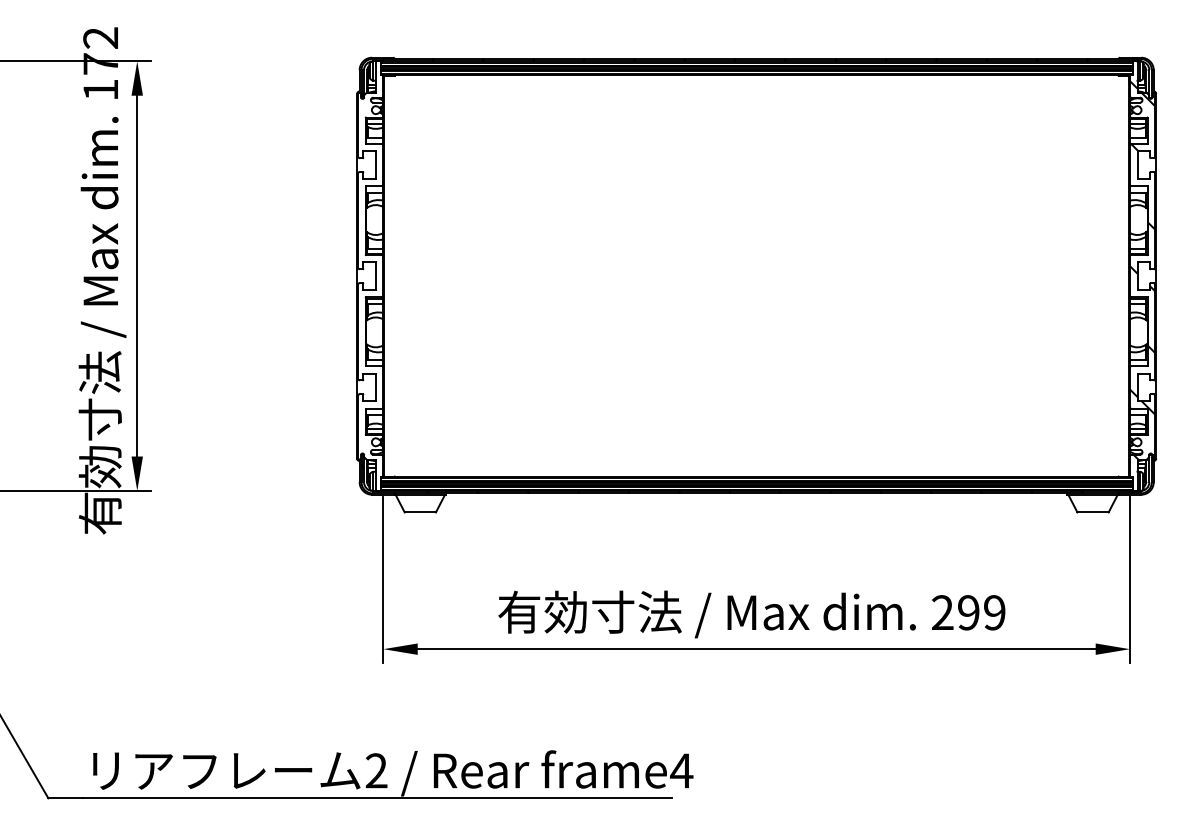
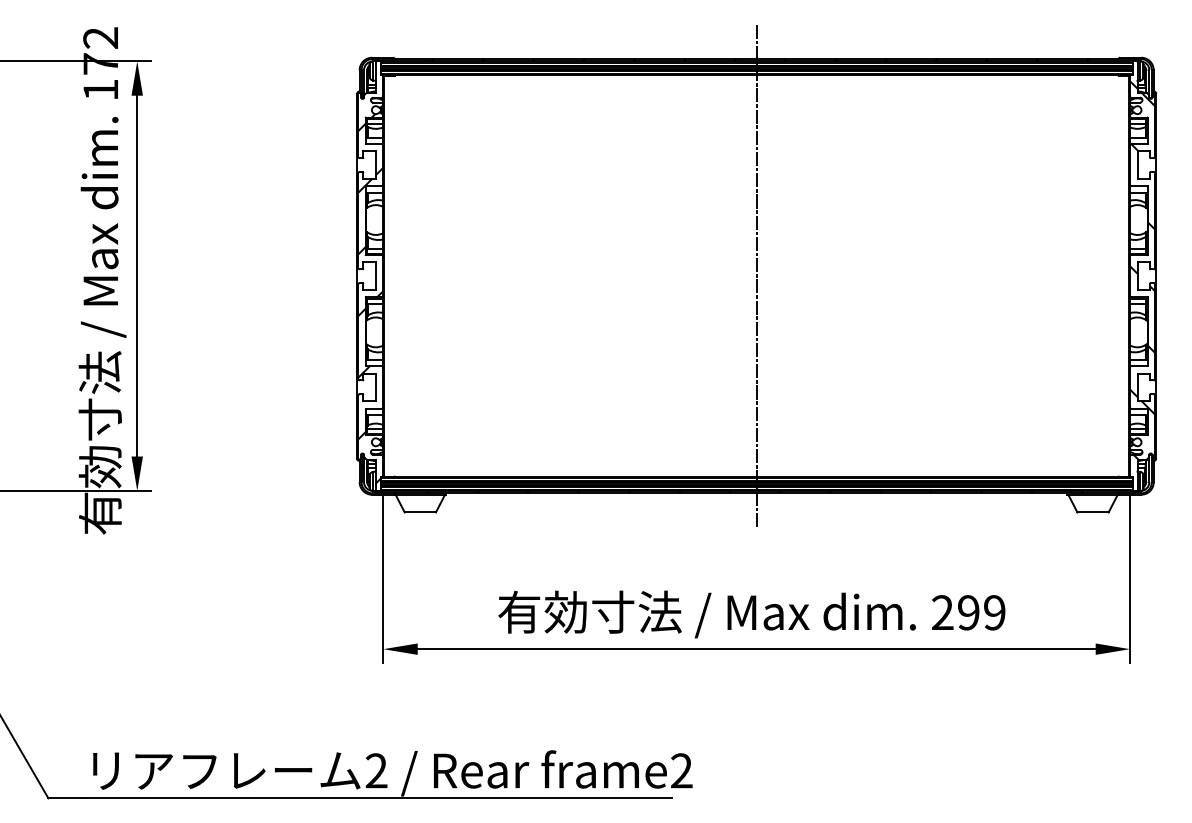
line: none -> present (756, 275)
hatch: none -> present (370, 296)
text: frame4 -> frame2 (681, 770)
